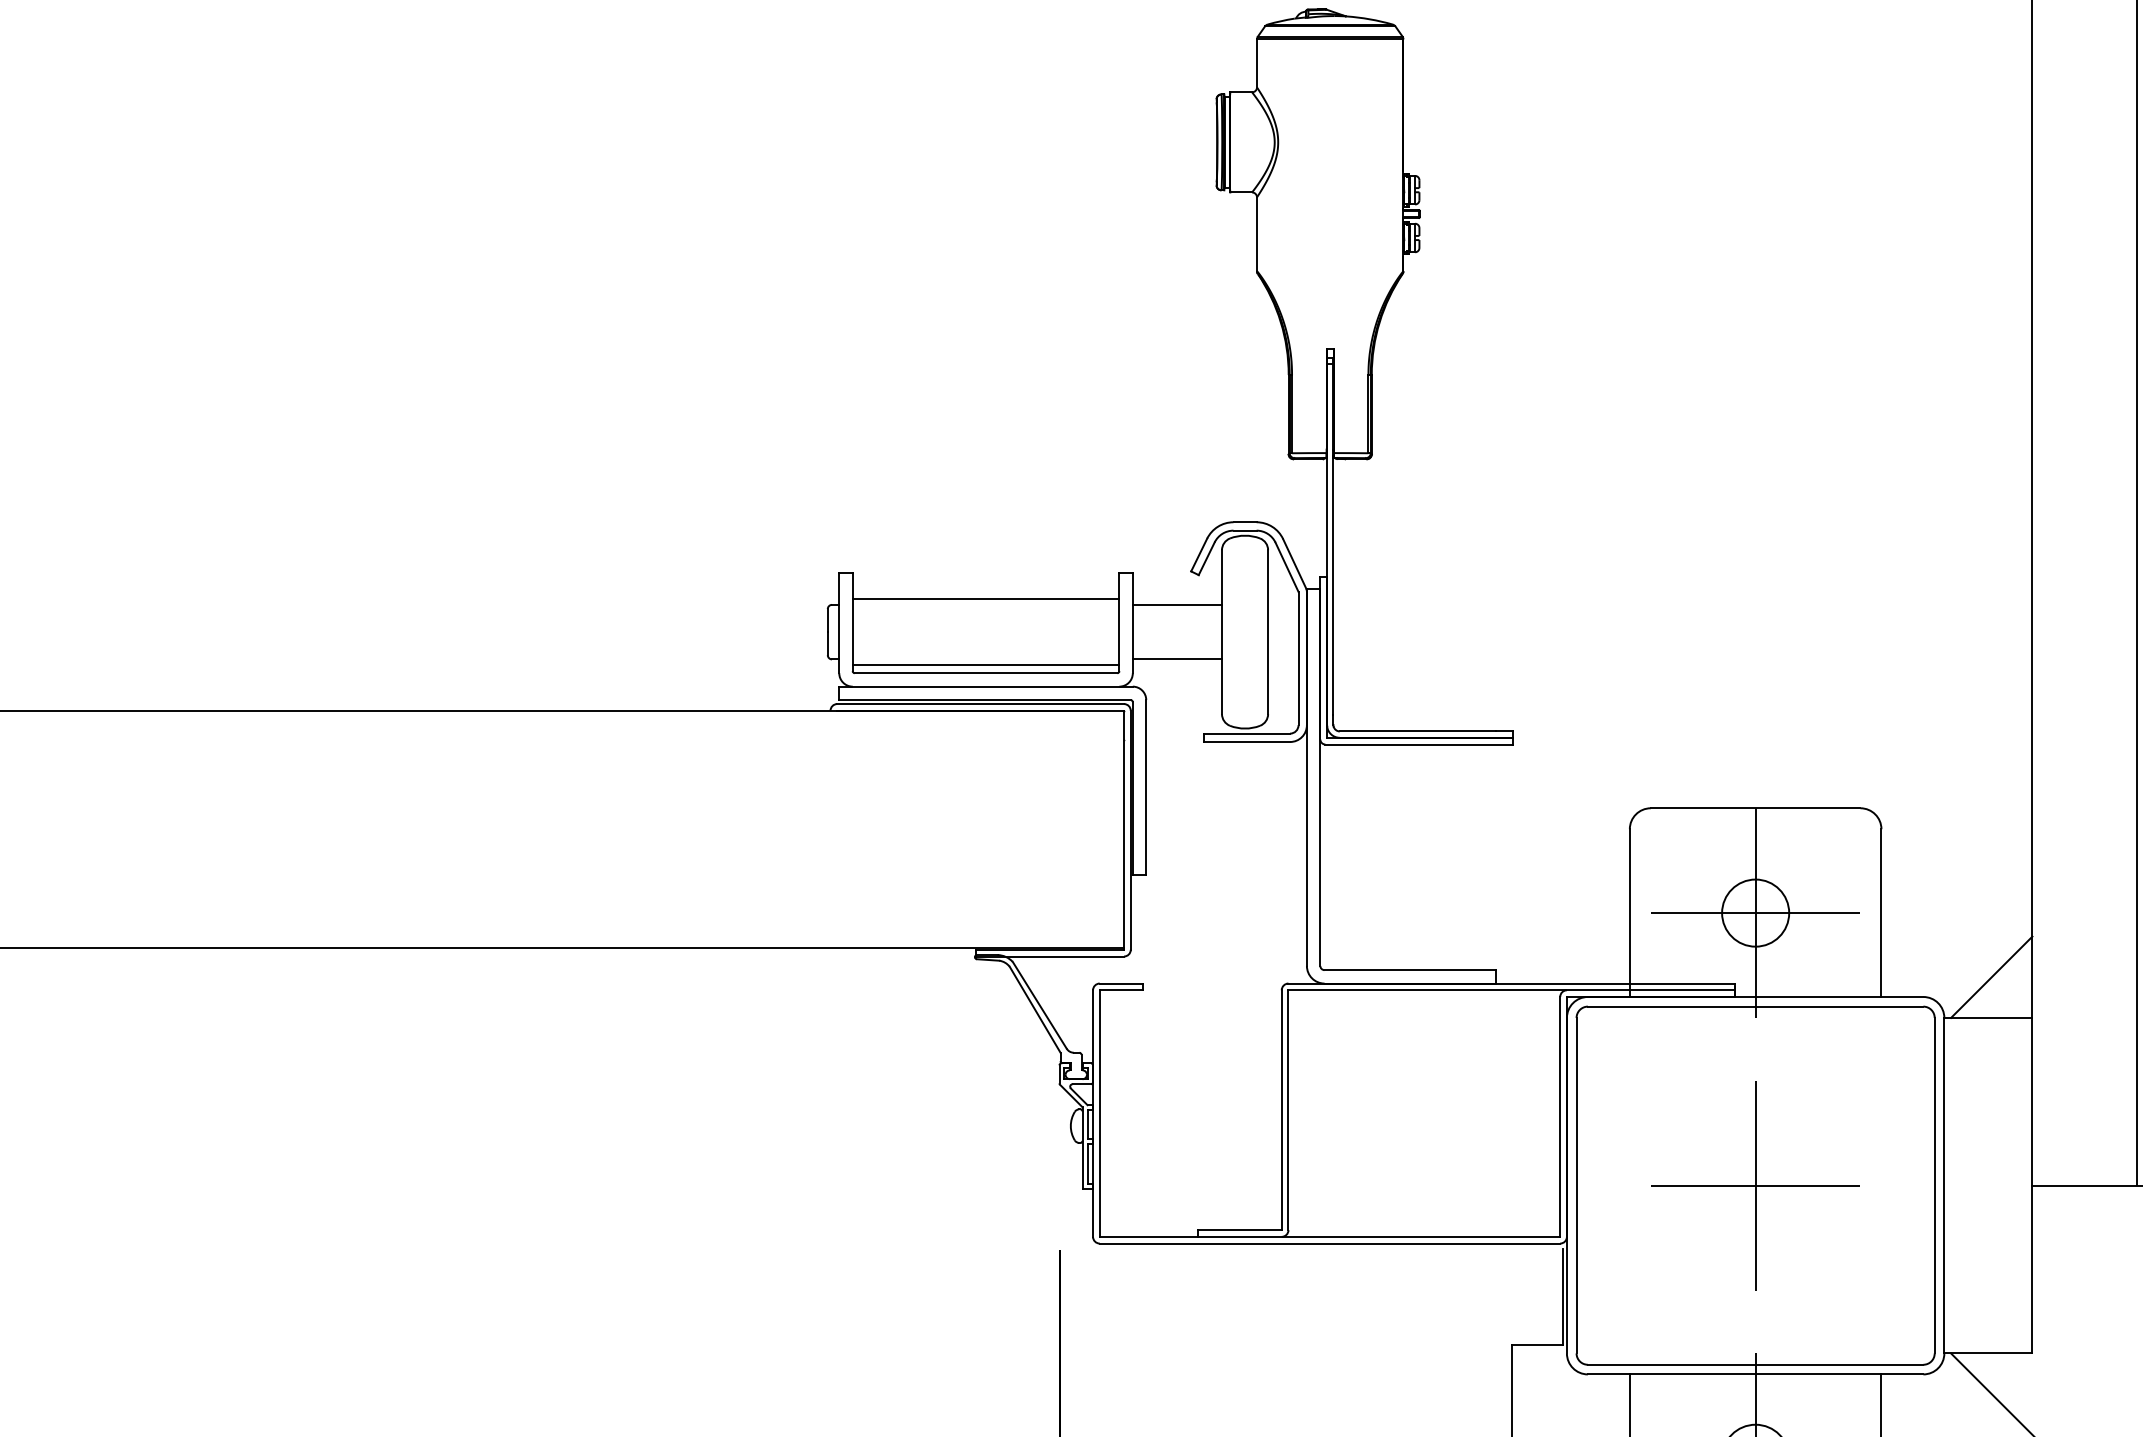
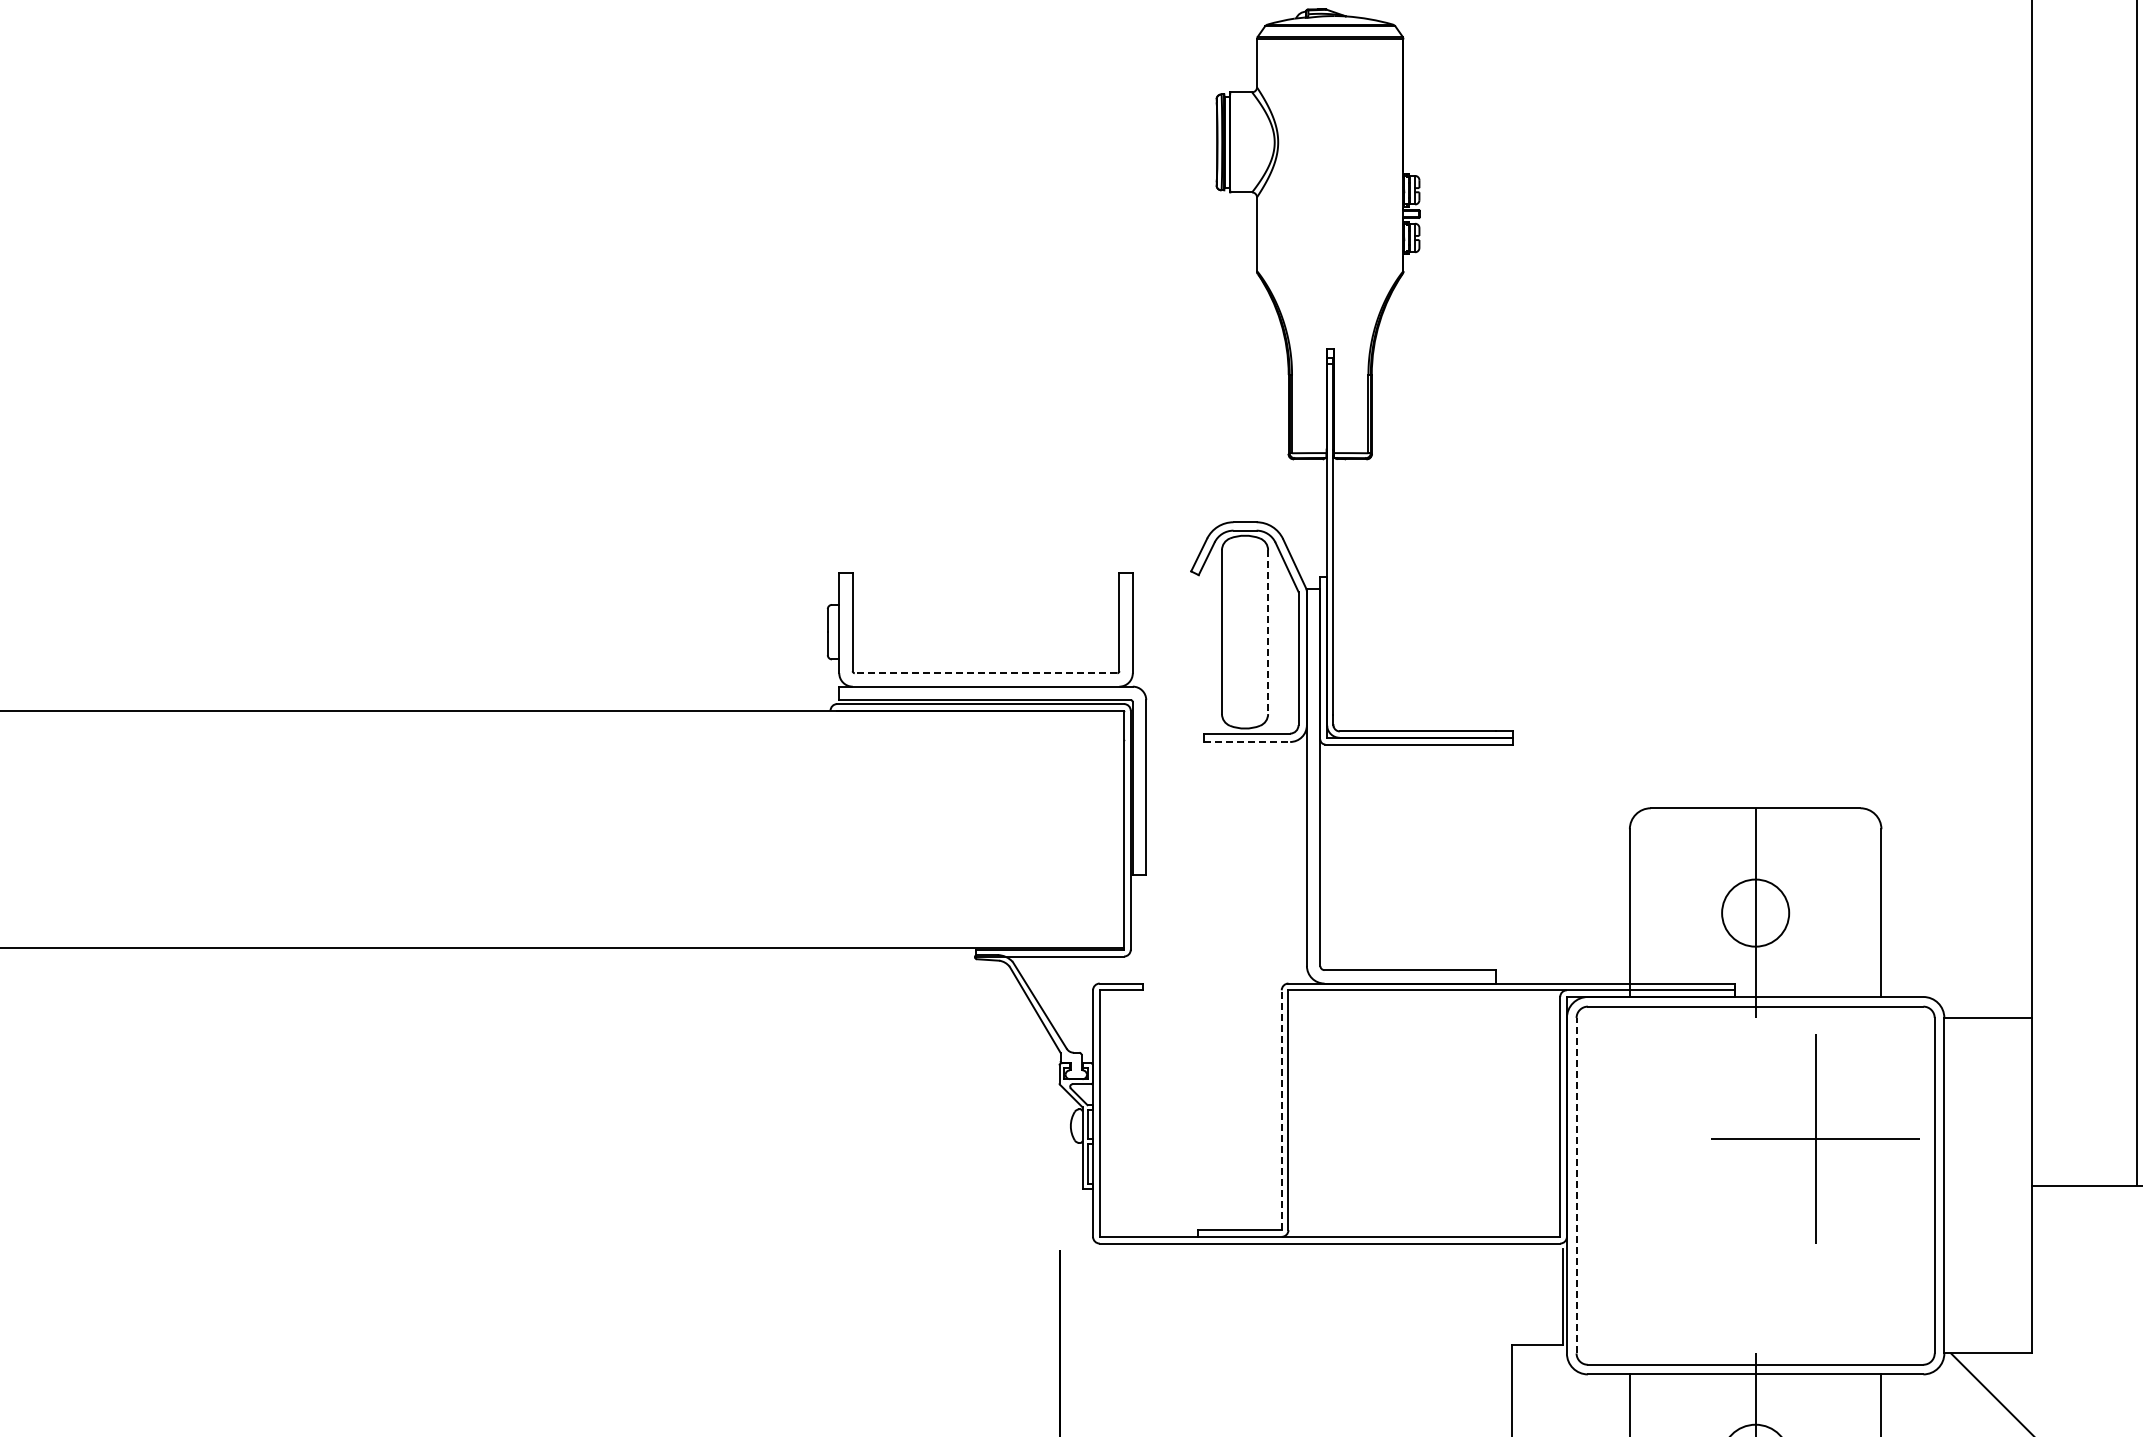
line: present -> none (985, 598)
line: present -> none (1177, 604)
line: solid -> dashed (1268, 632)
line: present -> none (1177, 659)
line: present -> none (985, 665)
line: solid -> dashed (985, 673)
line: solid -> dashed (1247, 742)
line: present -> none (1755, 913)
line: present -> none (1991, 976)
line: solid -> dashed (1281, 1110)
line: solid -> dashed (1576, 1185)
part position: (1755, 1185) -> (1815, 1138) (1815, 1138)
